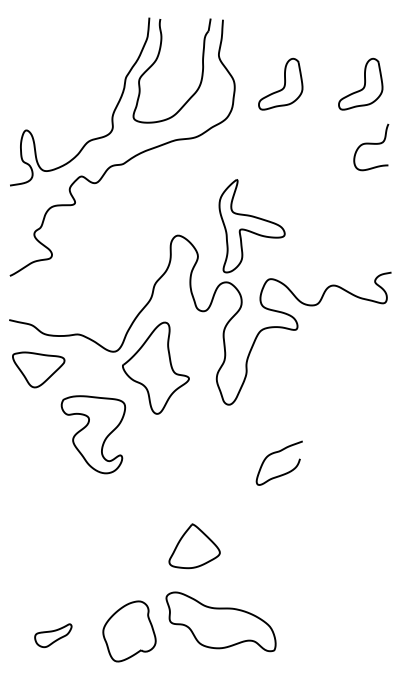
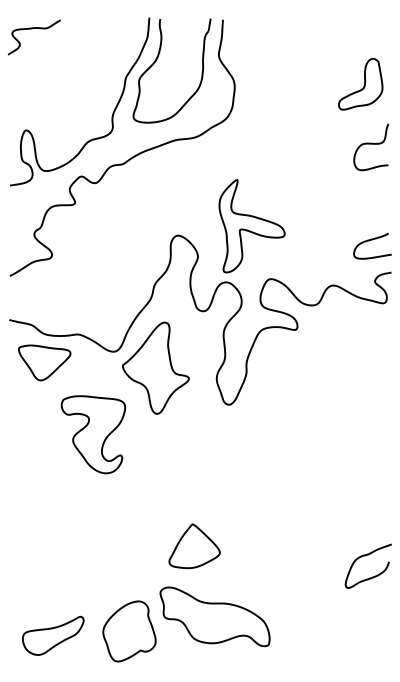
curve: none -> present (33, 29)
part: present -> none (280, 83)
curve: none -> present (369, 241)
part position: (38, 369) -> (44, 362) (44, 362)
curve position: (276, 453) -> (365, 556) (365, 556)
part position: (220, 621) -> (214, 616) (214, 616)
part size: 39x26 px -> 63x41 px (53, 635)
